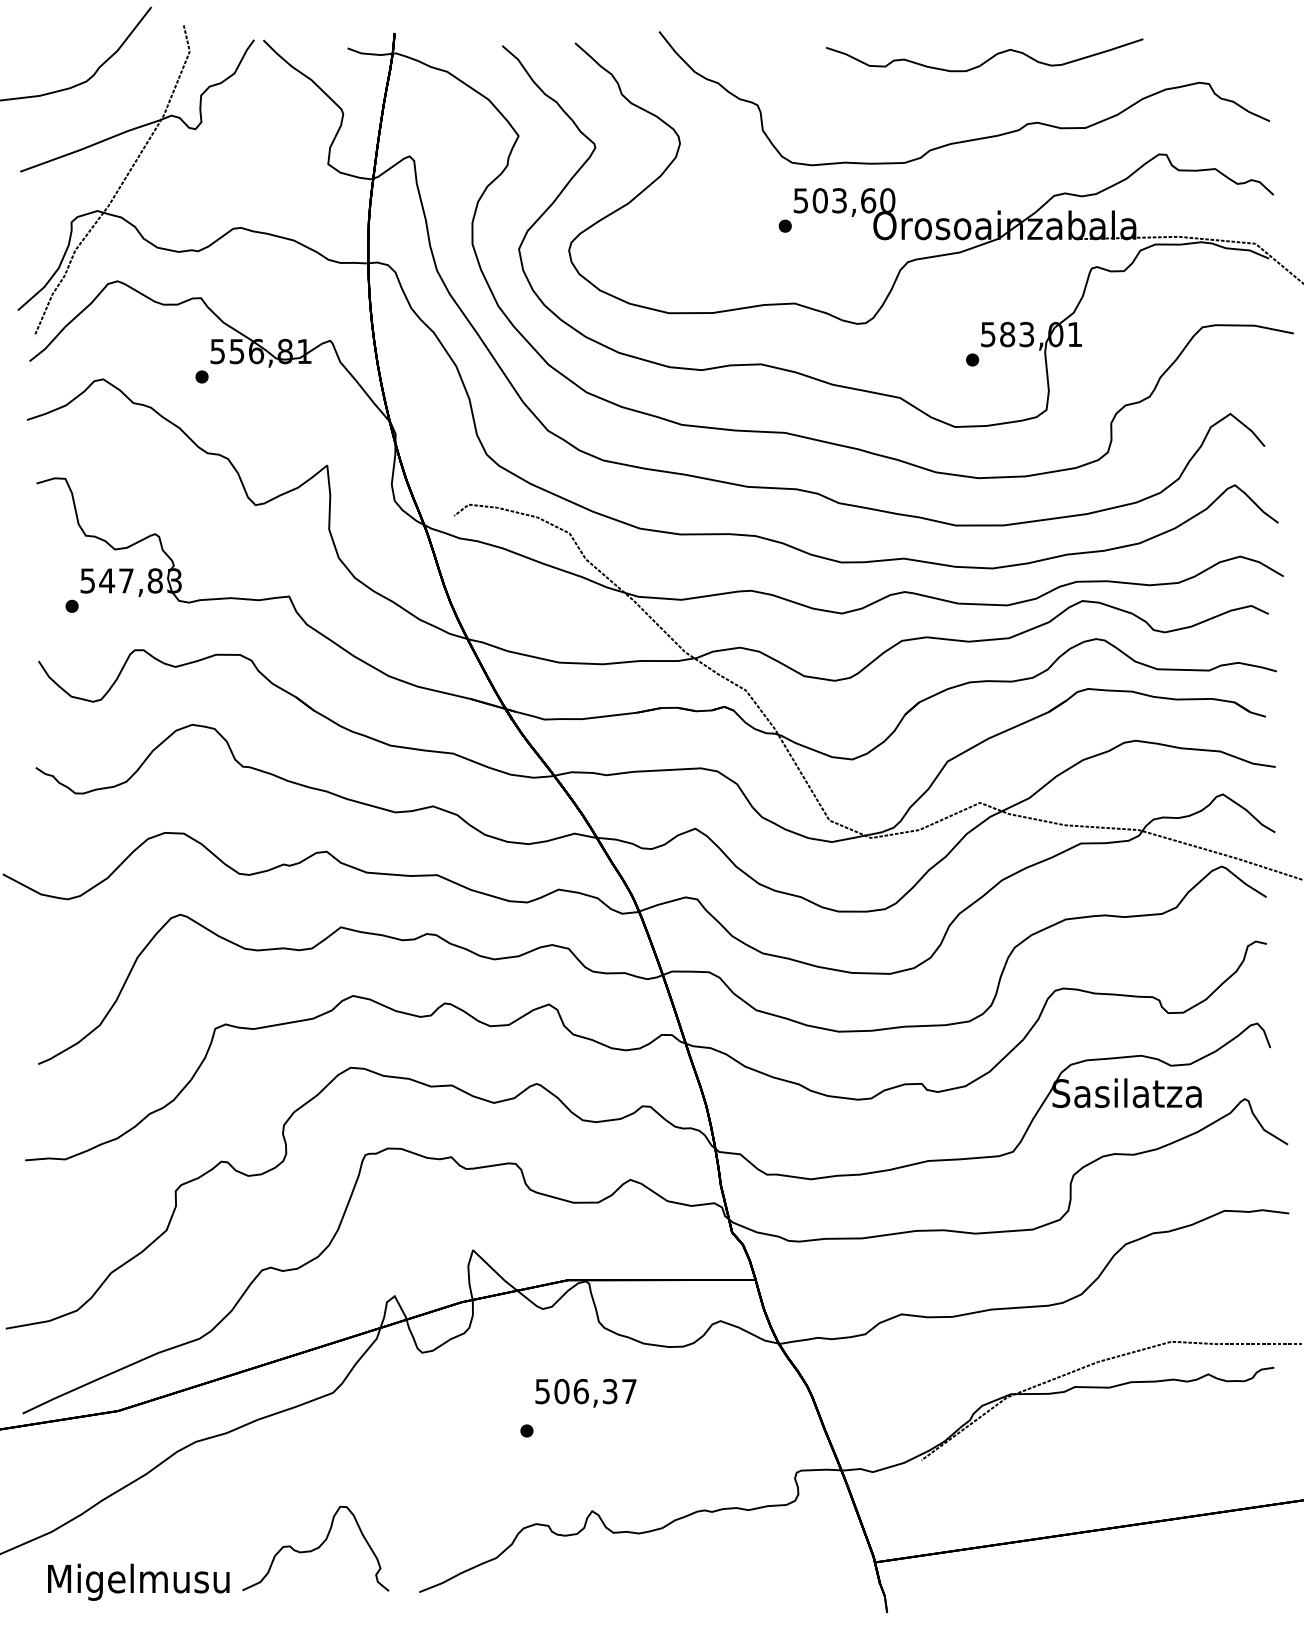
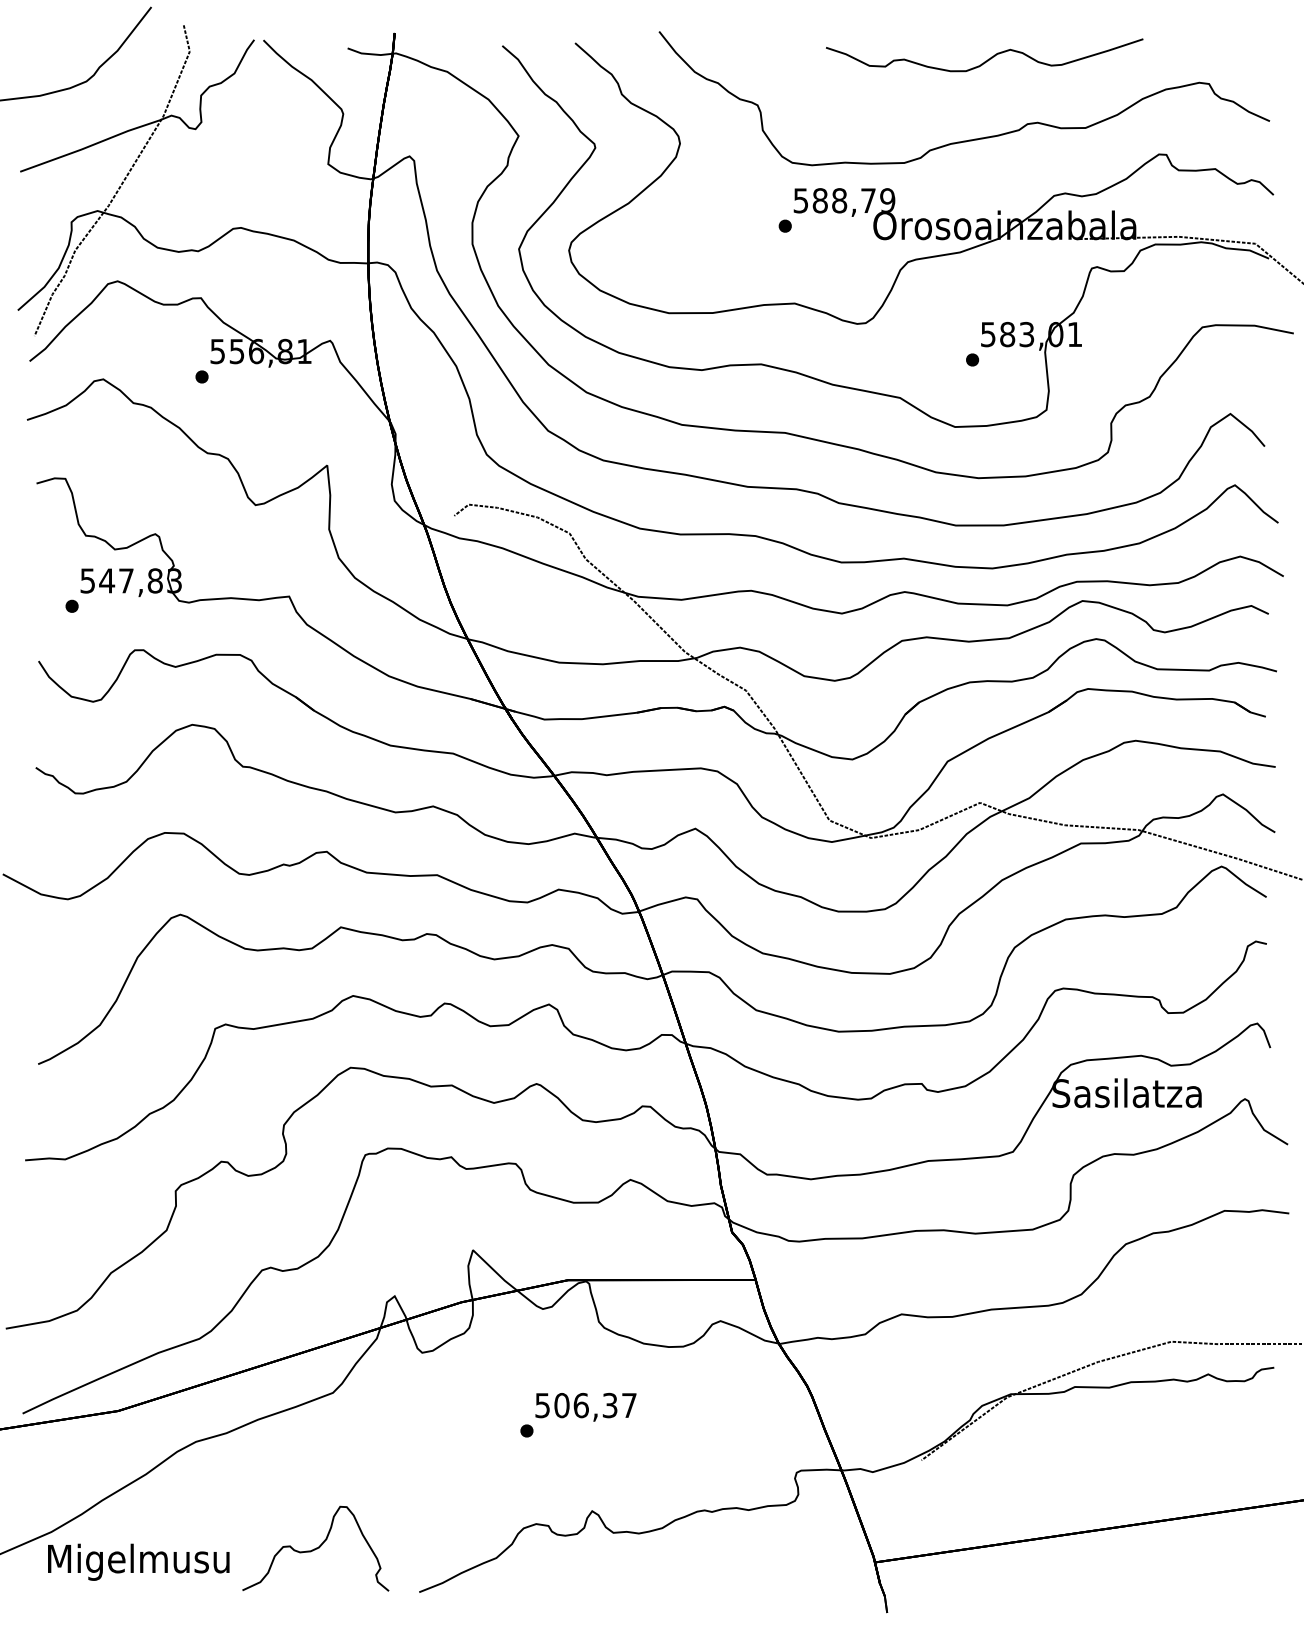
text: 503,60 -> 588,79 (853, 200)
text position: (585, 1392) -> (585, 1406) (585, 1406)
text position: (138, 1581) -> (138, 1561) (138, 1561)
